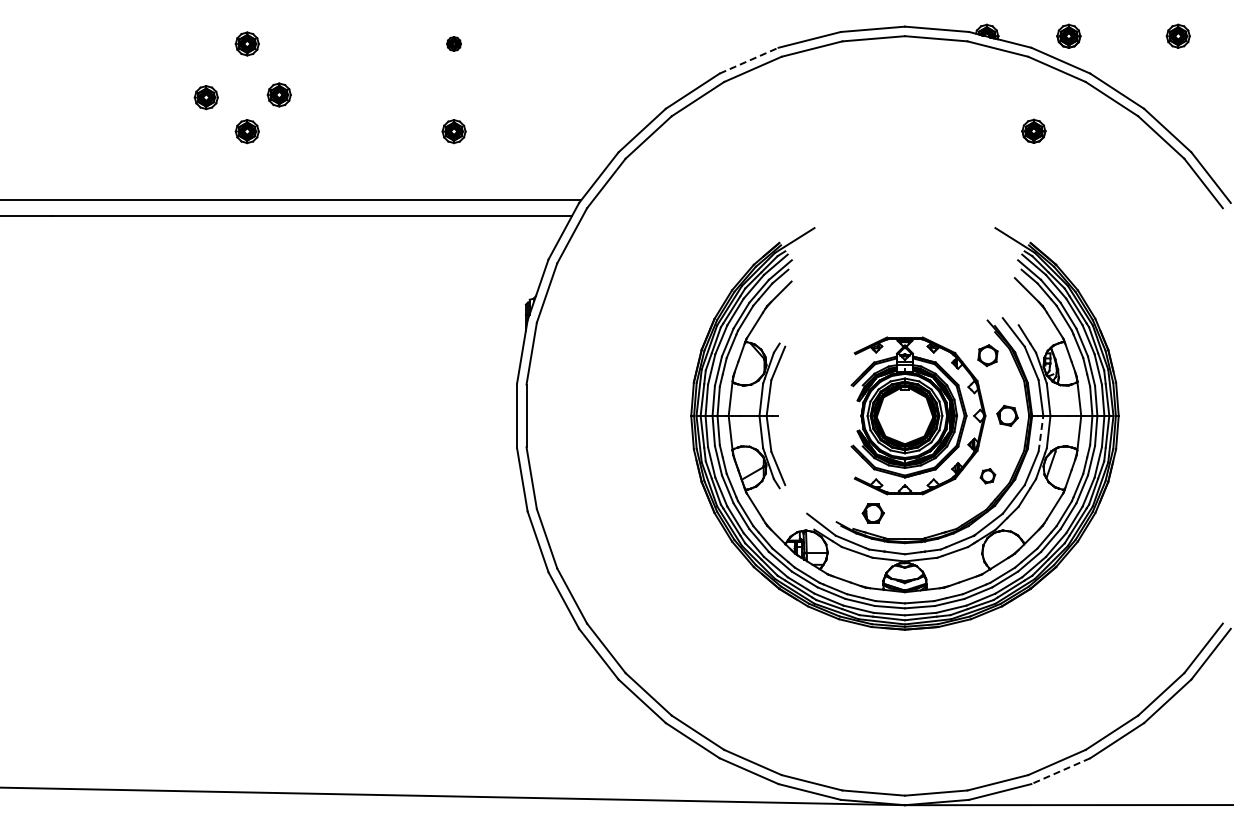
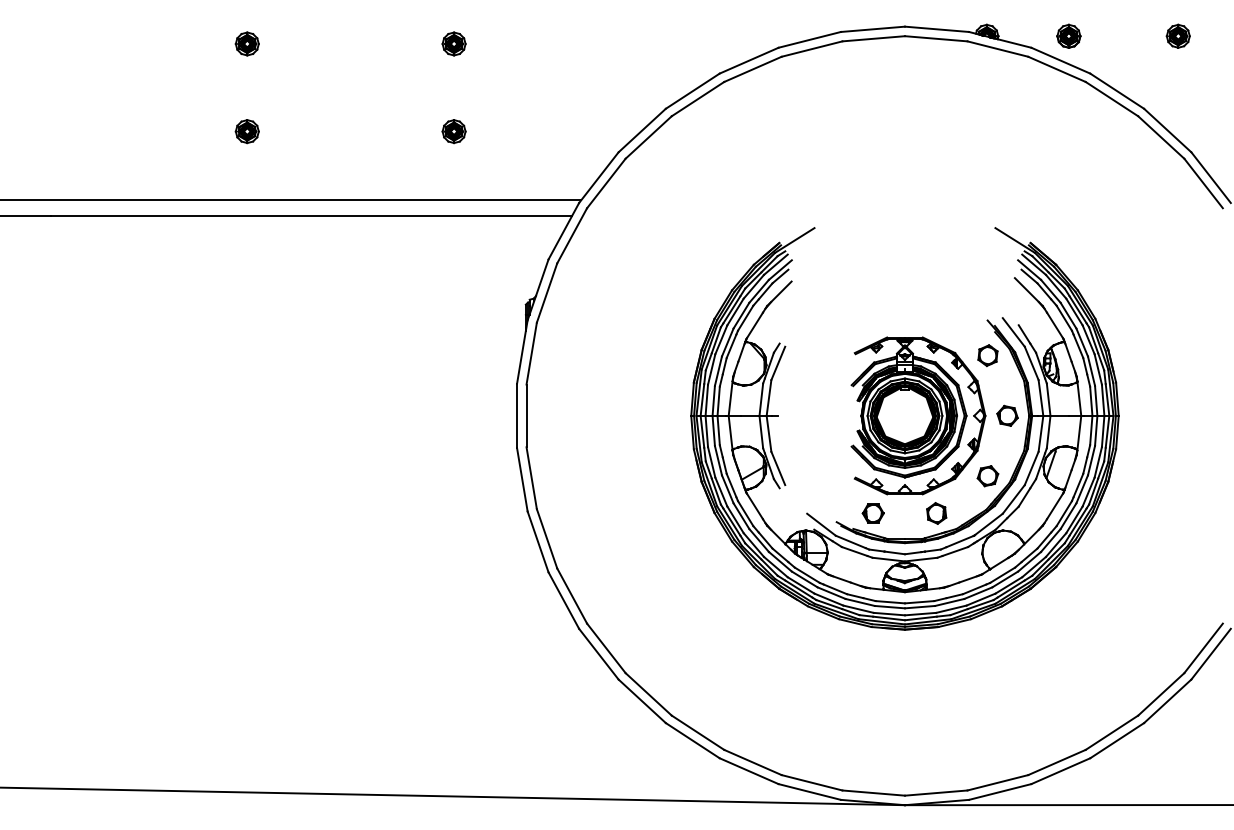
part size: 16x16 px -> 26x26 px (453, 43)
line: dashed -> solid (749, 60)
part: present -> none (278, 94)
part: present -> none (205, 97)
part: present -> none (1033, 130)
line: dashed -> solid (1041, 433)
part size: 18x17 px -> 24x23 px (987, 476)
part: none -> present (936, 513)
line: dashed -> solid (1060, 771)
